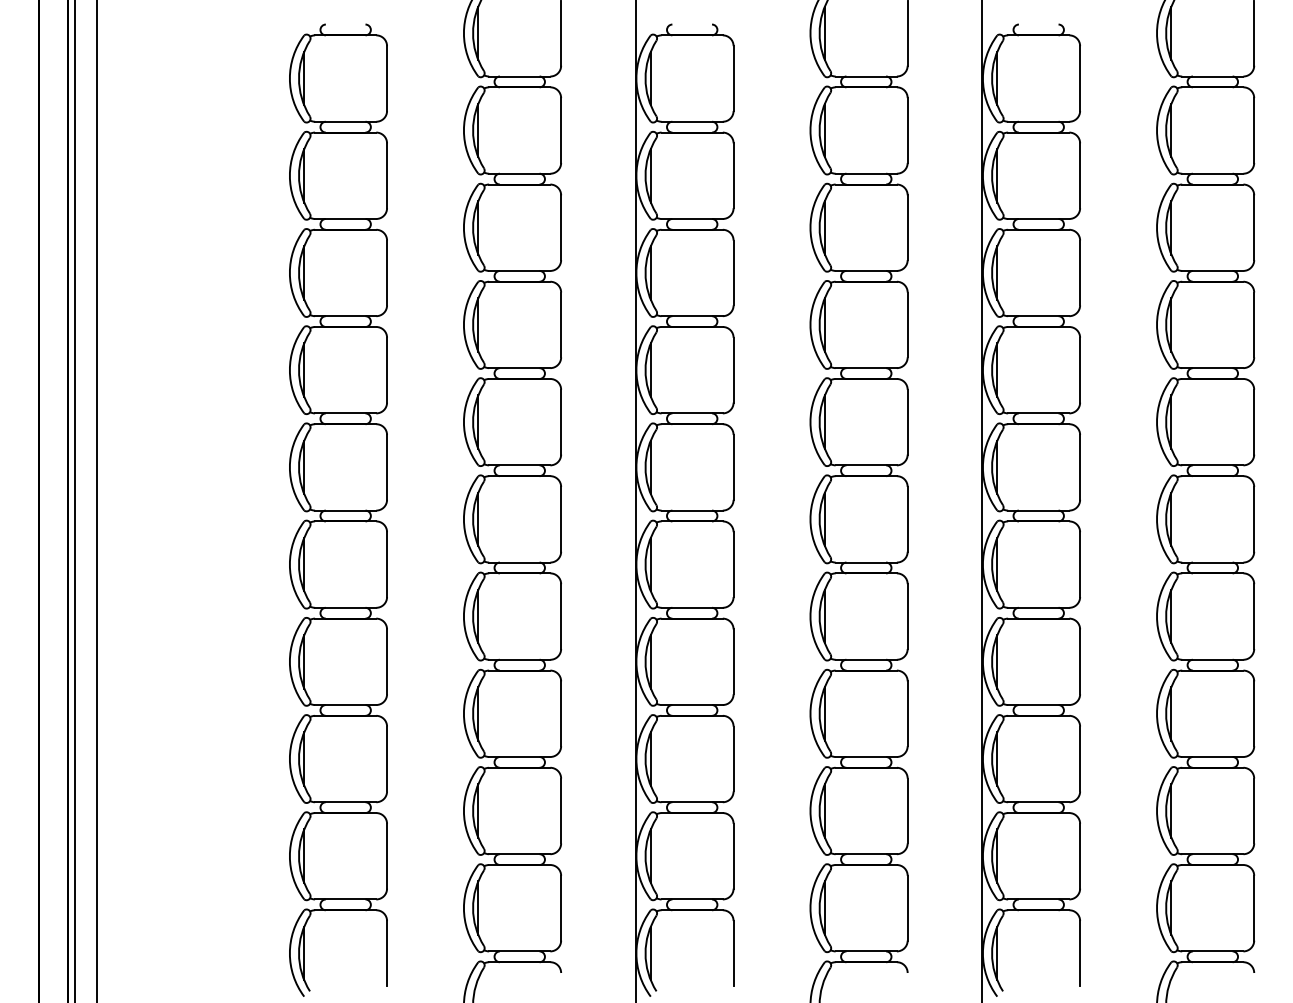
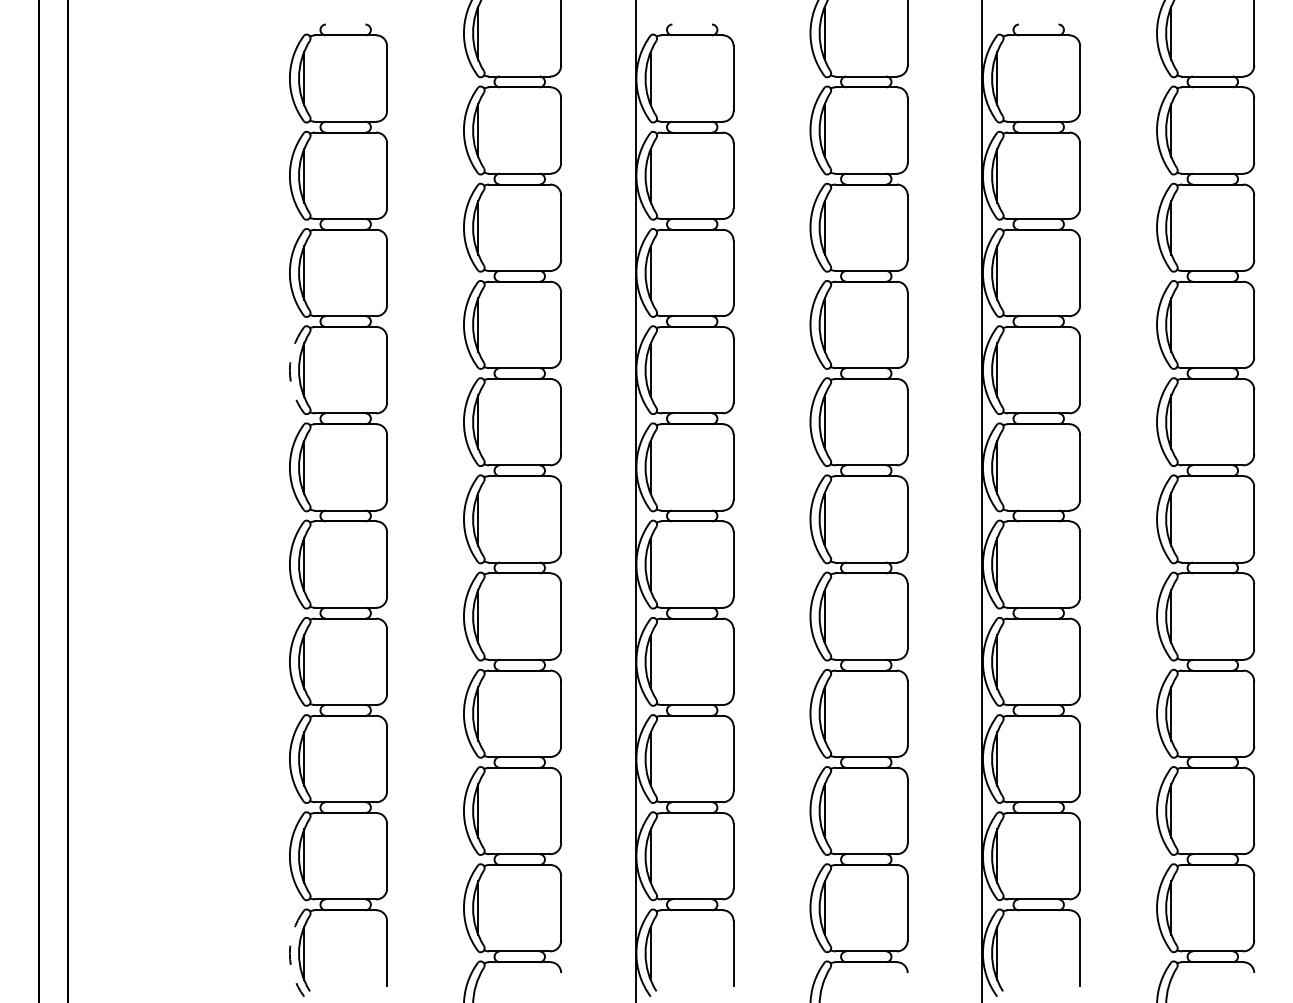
arc: solid -> dashed (289, 370)
line: present -> none (75, 500)
line: present -> none (96, 500)
arc: solid -> dashed (289, 953)
